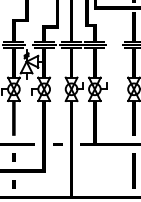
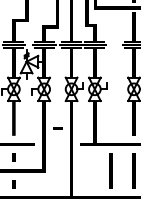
line position: (57, 144) -> (57, 128) (57, 128)
line: none -> present (110, 170)
